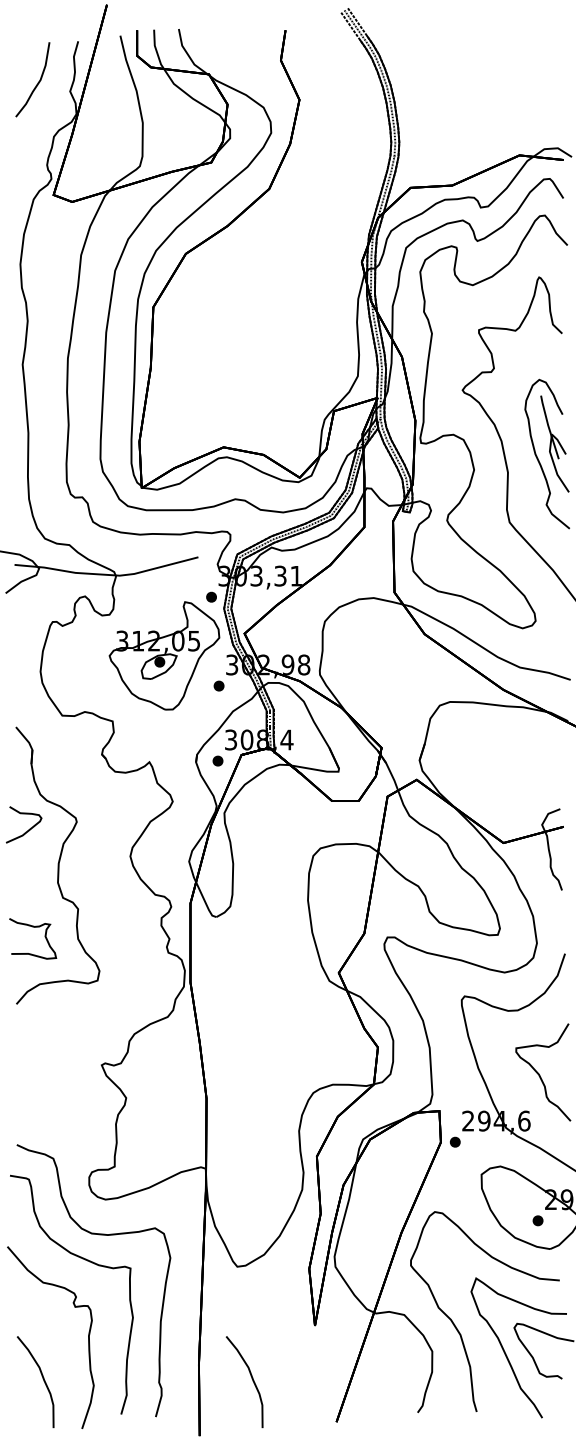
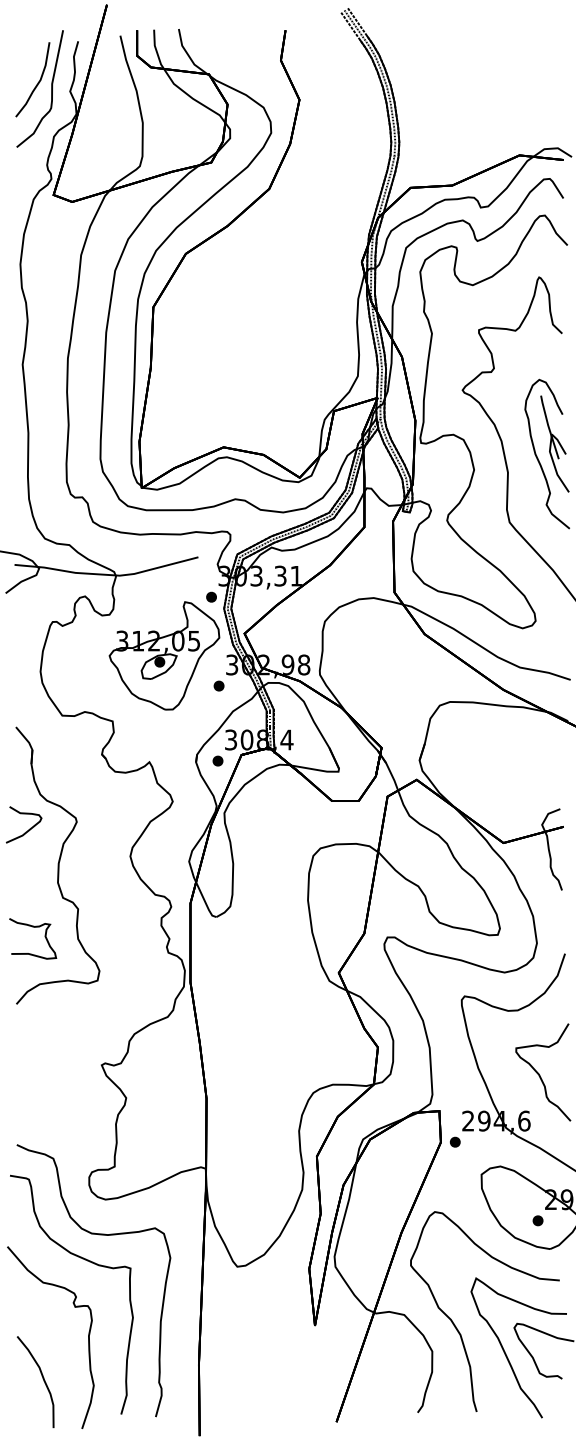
curve: none -> present (51, 88)
curve: present -> none (251, 1378)
